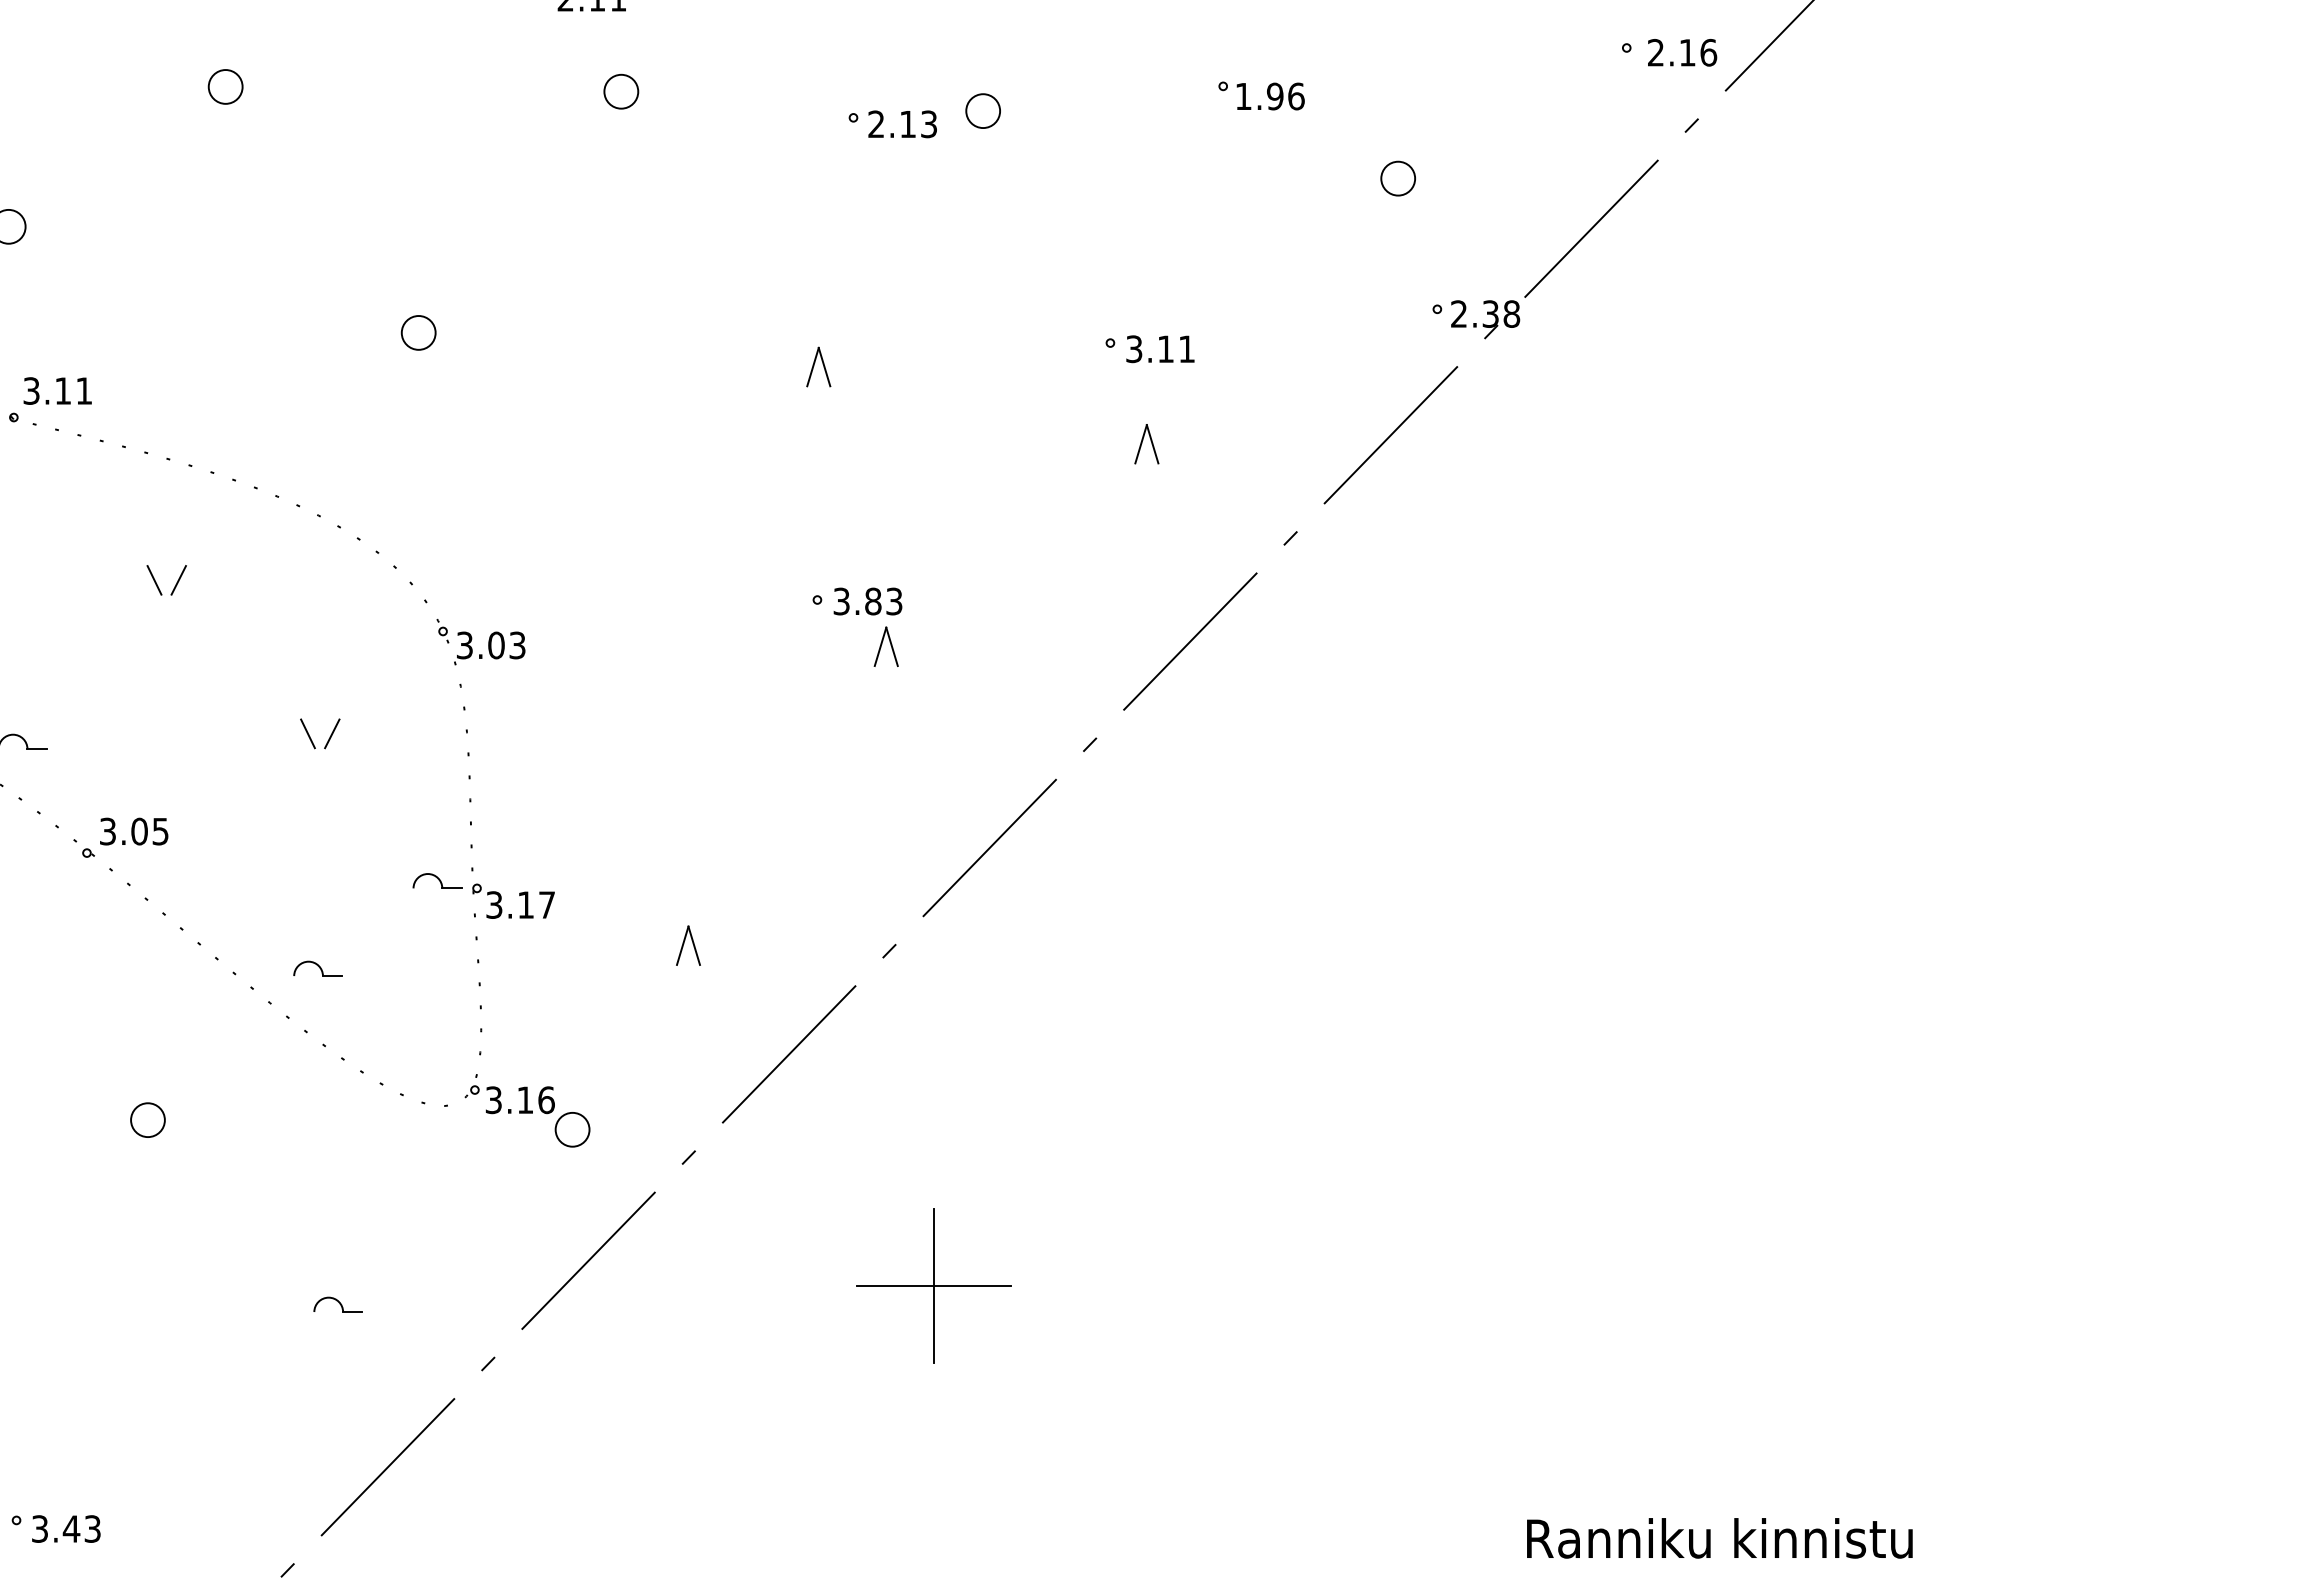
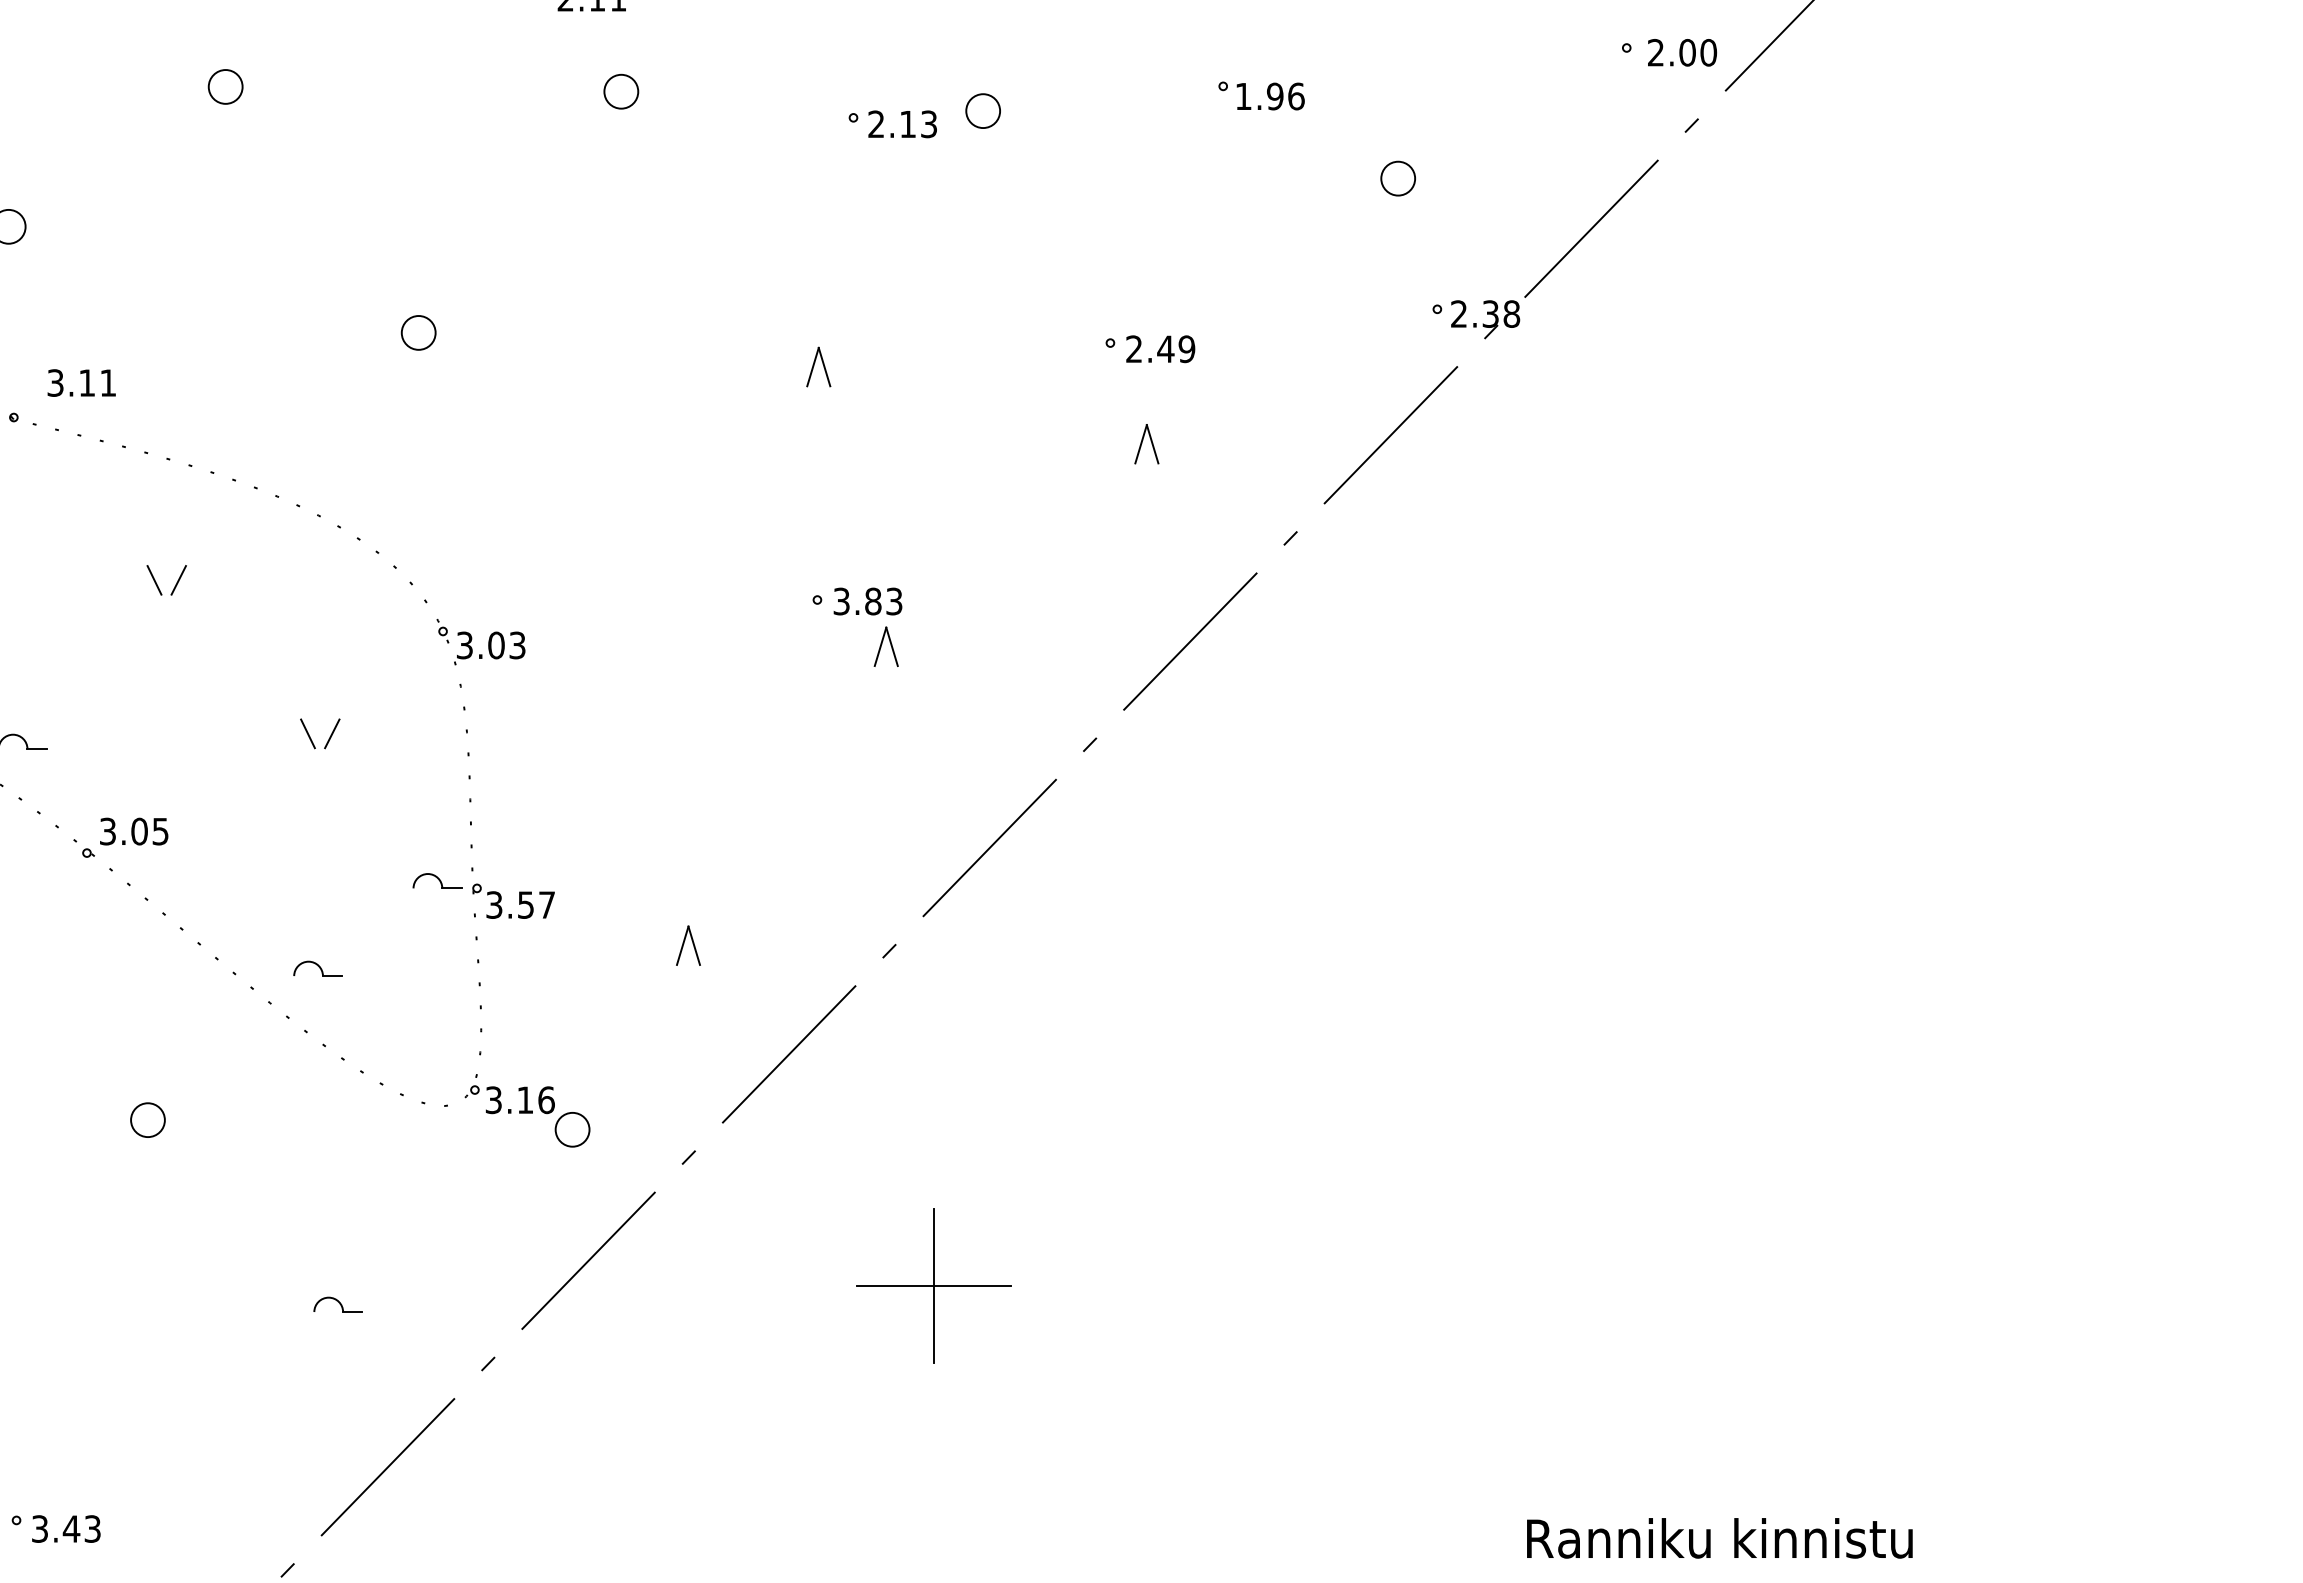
text: 2.16 -> 2.00 (1698, 52)
text: 3.11 -> 2.49 (1160, 349)
text position: (57, 390) -> (81, 382) (81, 382)
text: 3.17 -> 3.57 (525, 904)
